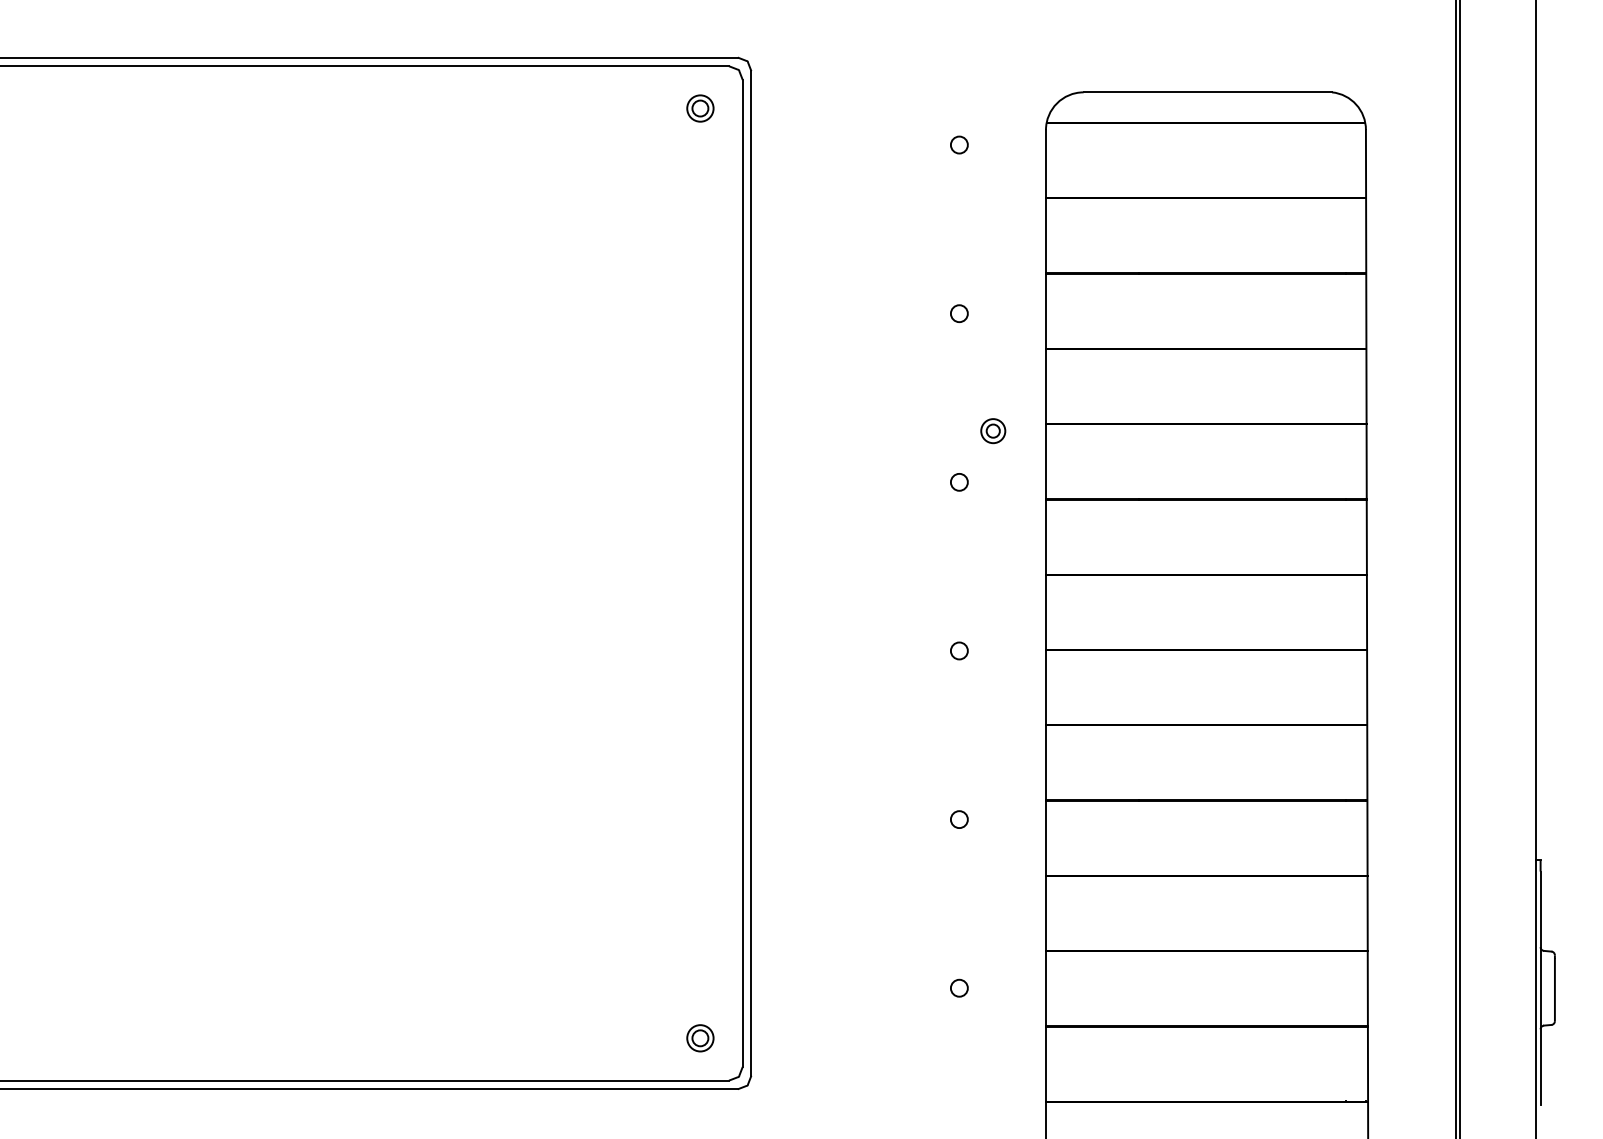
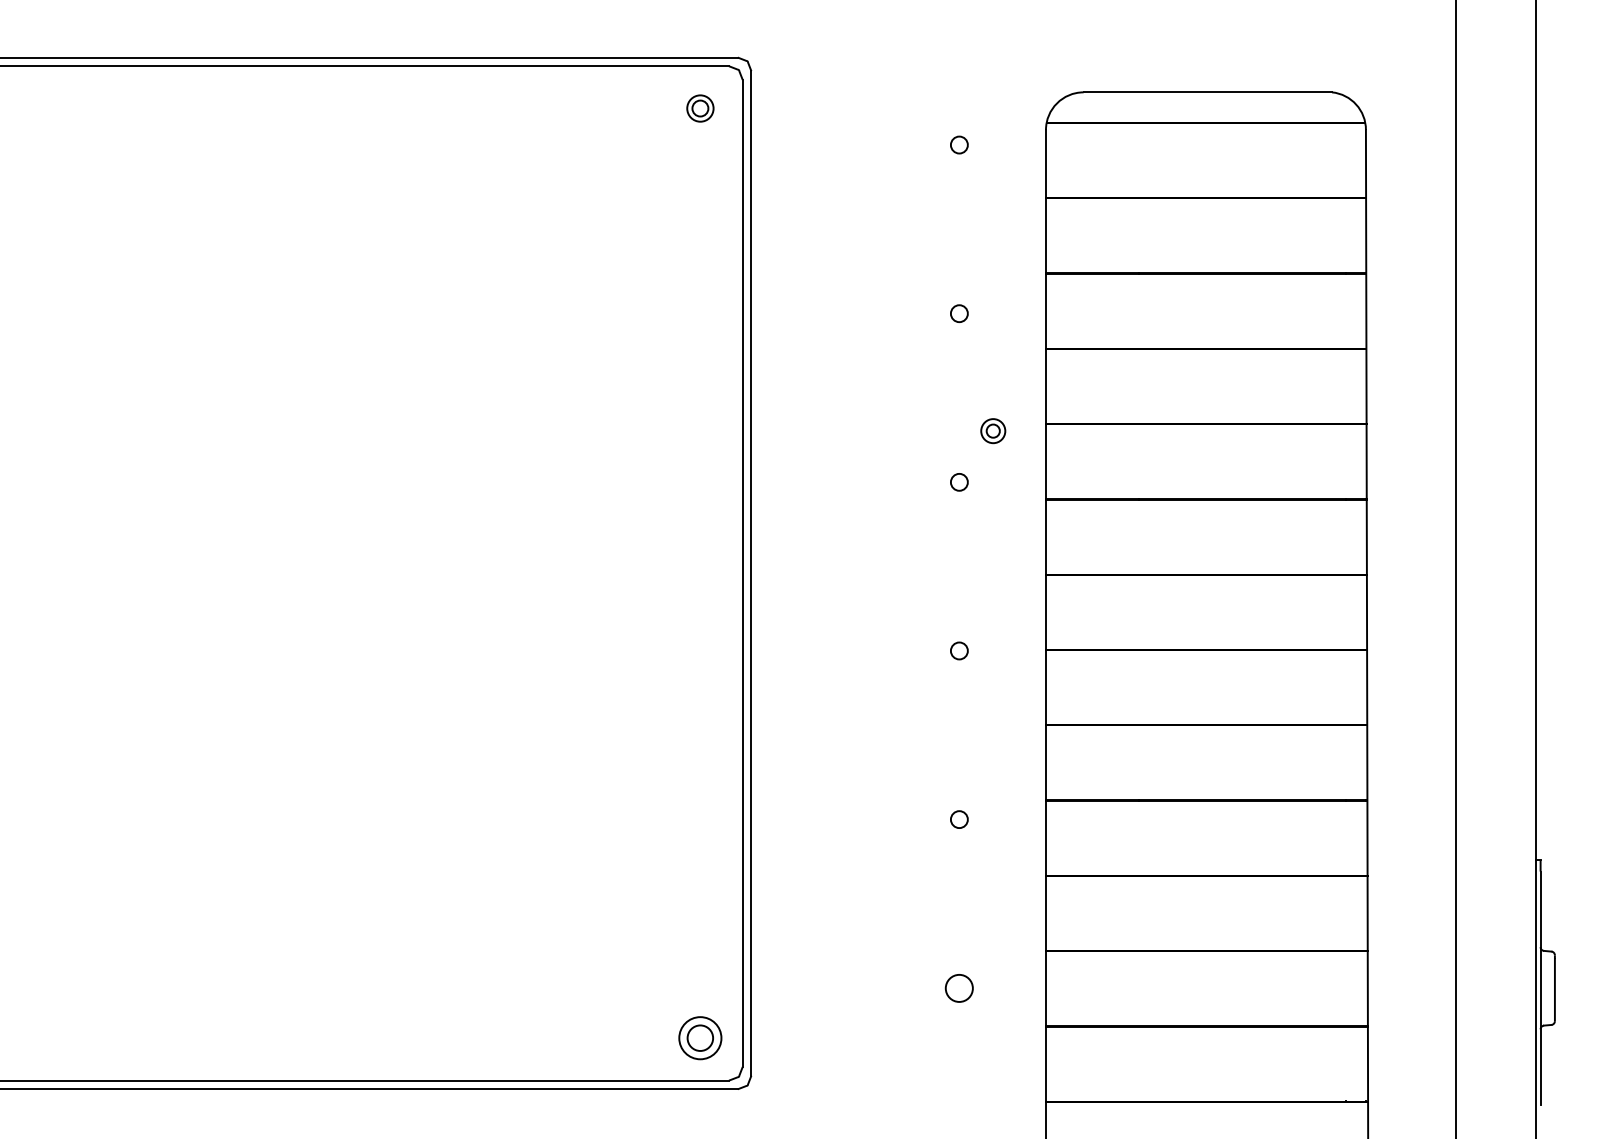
line: present -> none (1460, 568)
circle size: 19x20 px -> 30x29 px (958, 988)
part size: 29x29 px -> 45x45 px (700, 1038)
